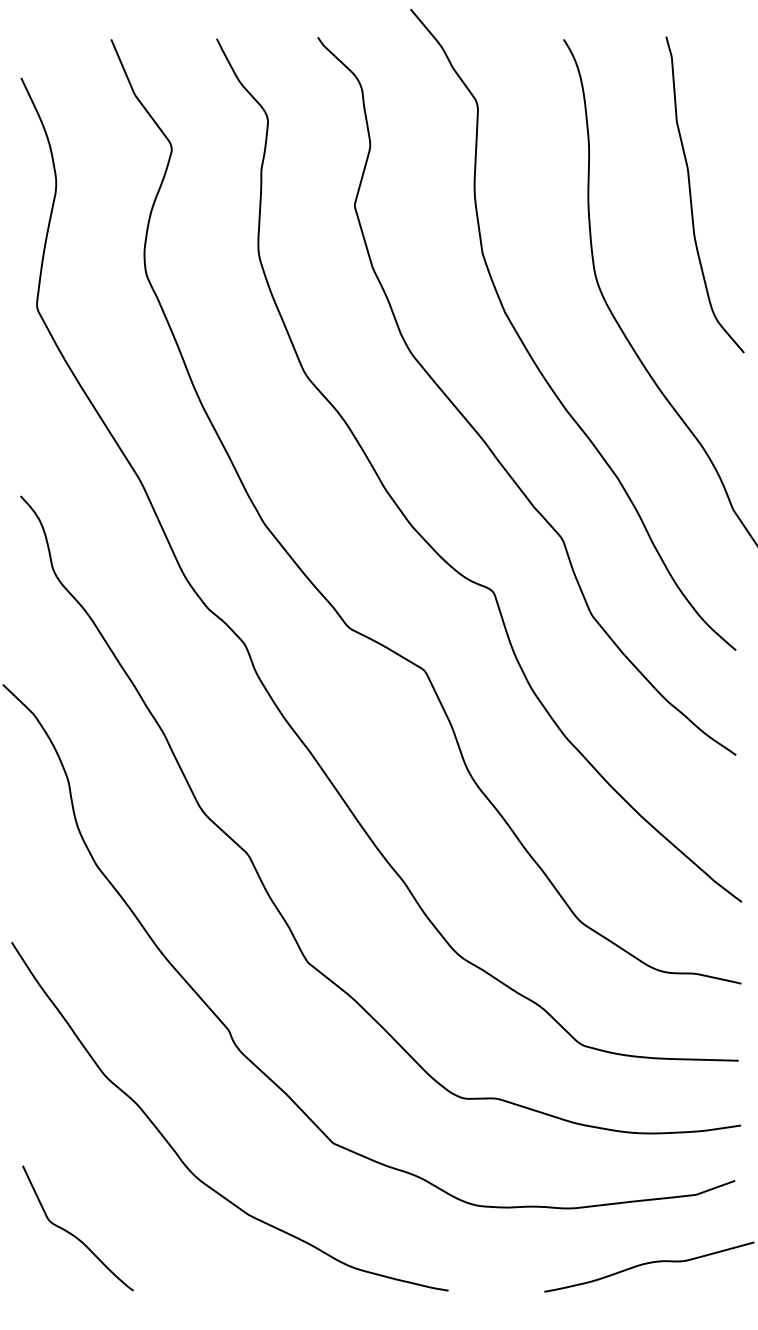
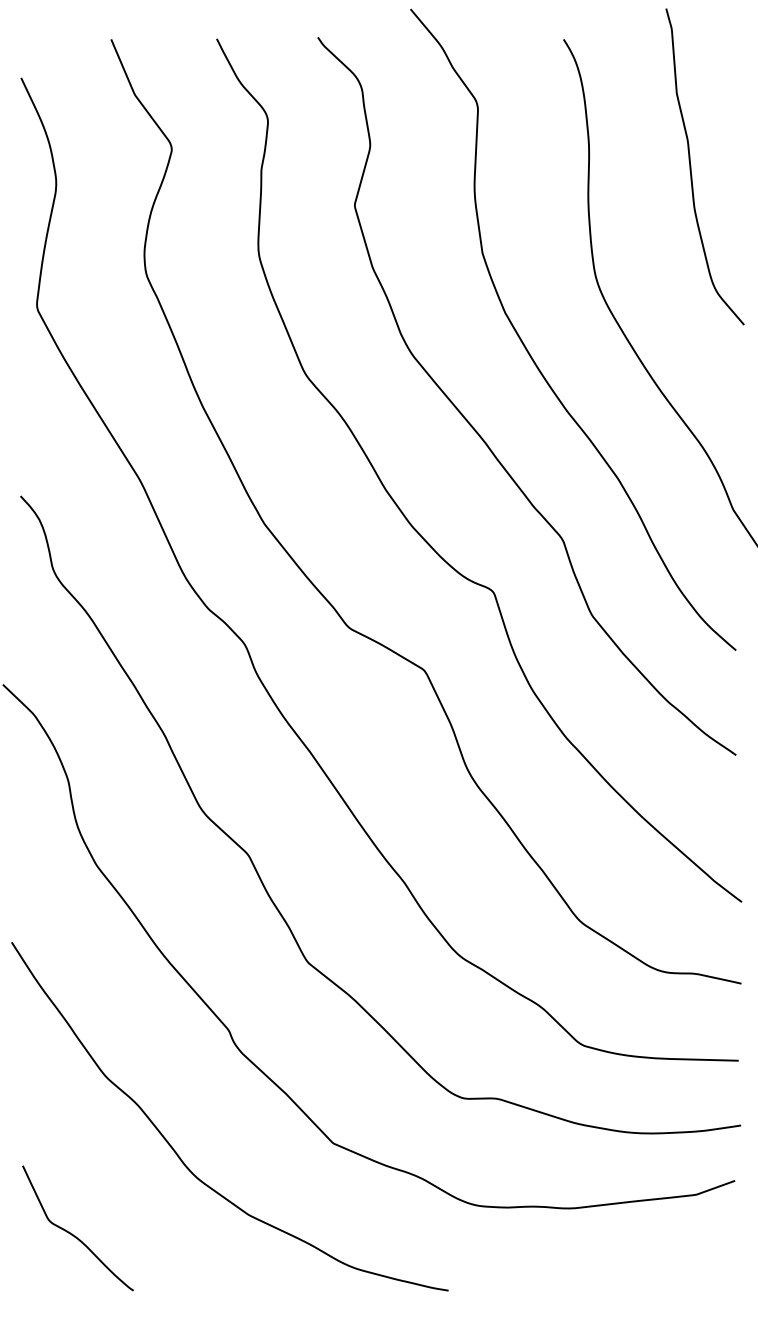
curve position: (691, 194) -> (691, 166) (691, 166)
curve: present -> none (647, 1264)
